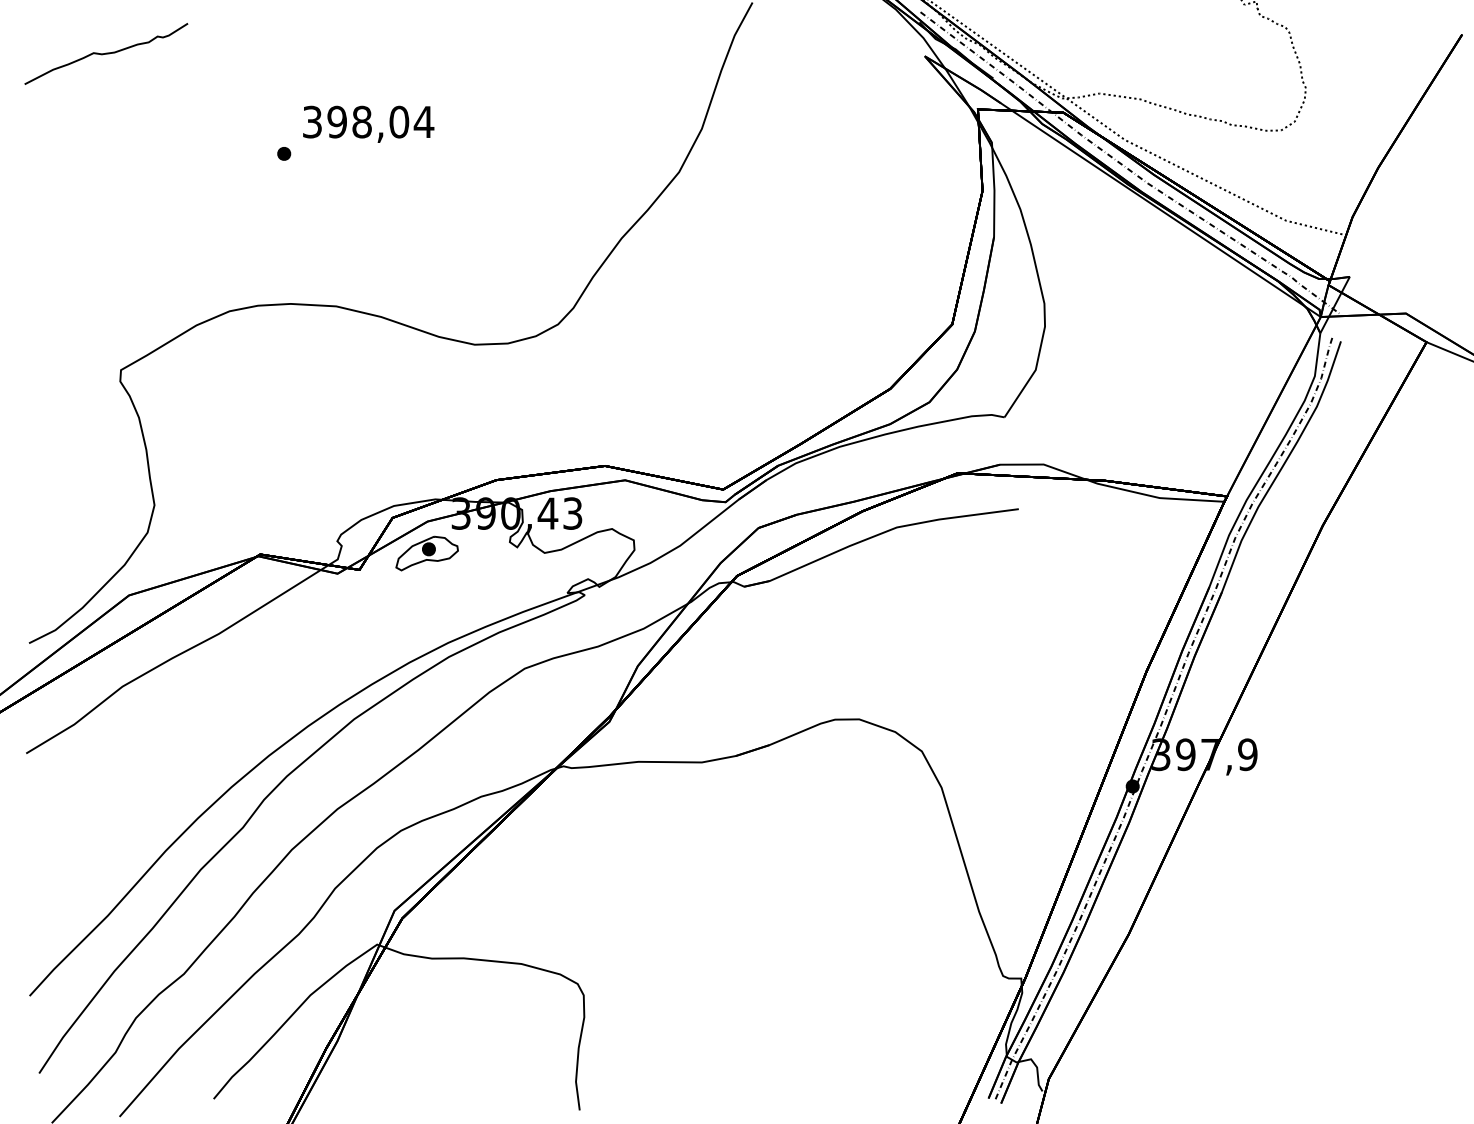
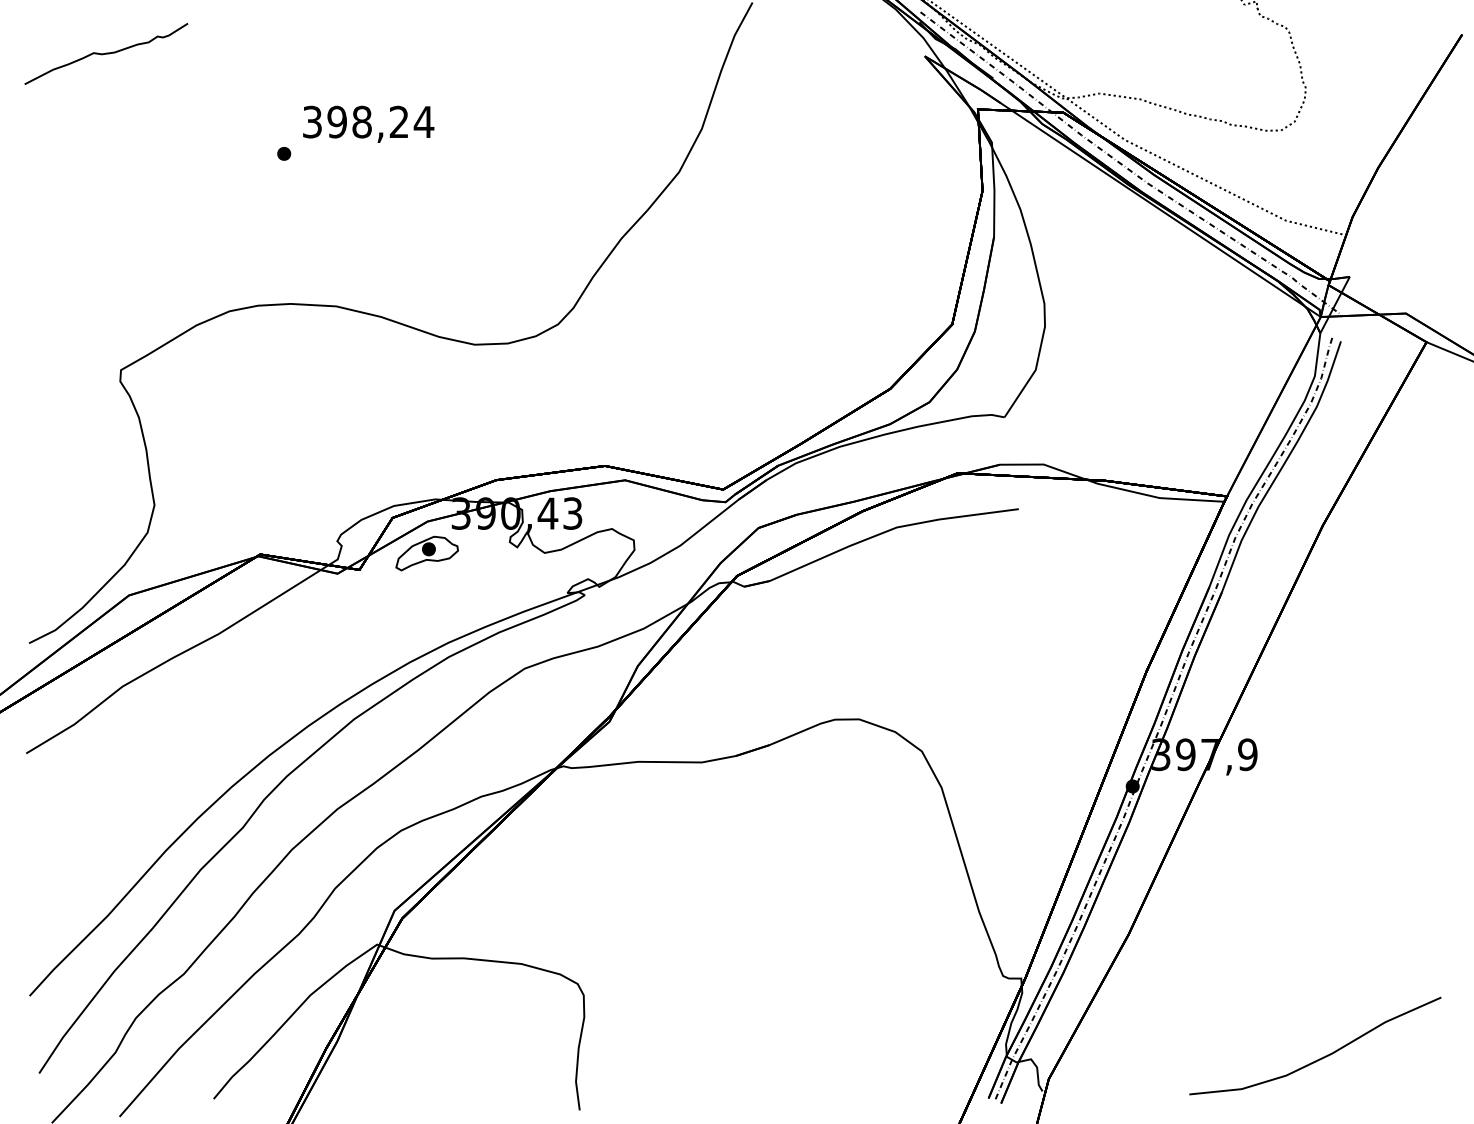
text: 398,04 -> 398,24 (399, 121)
curve: none -> present (1321, 1057)
